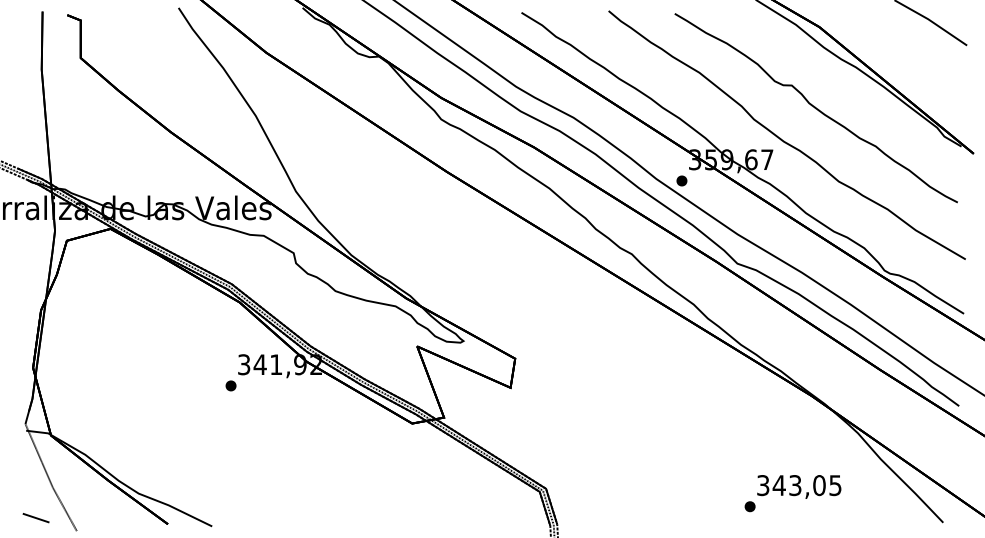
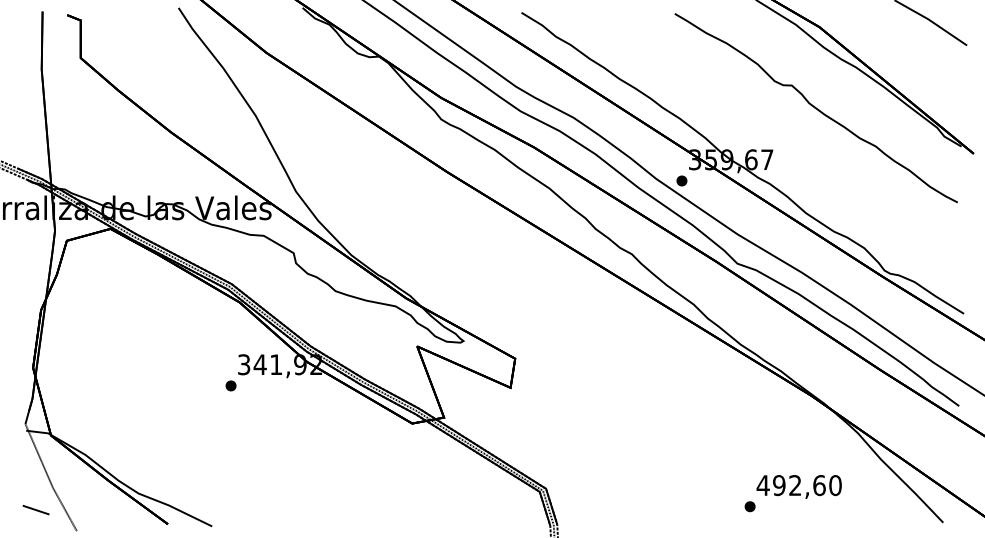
curve: present -> none (784, 140)
text: 343,05 -> 492,60 (798, 485)
line position: (35, 518) -> (35, 510) (35, 510)
